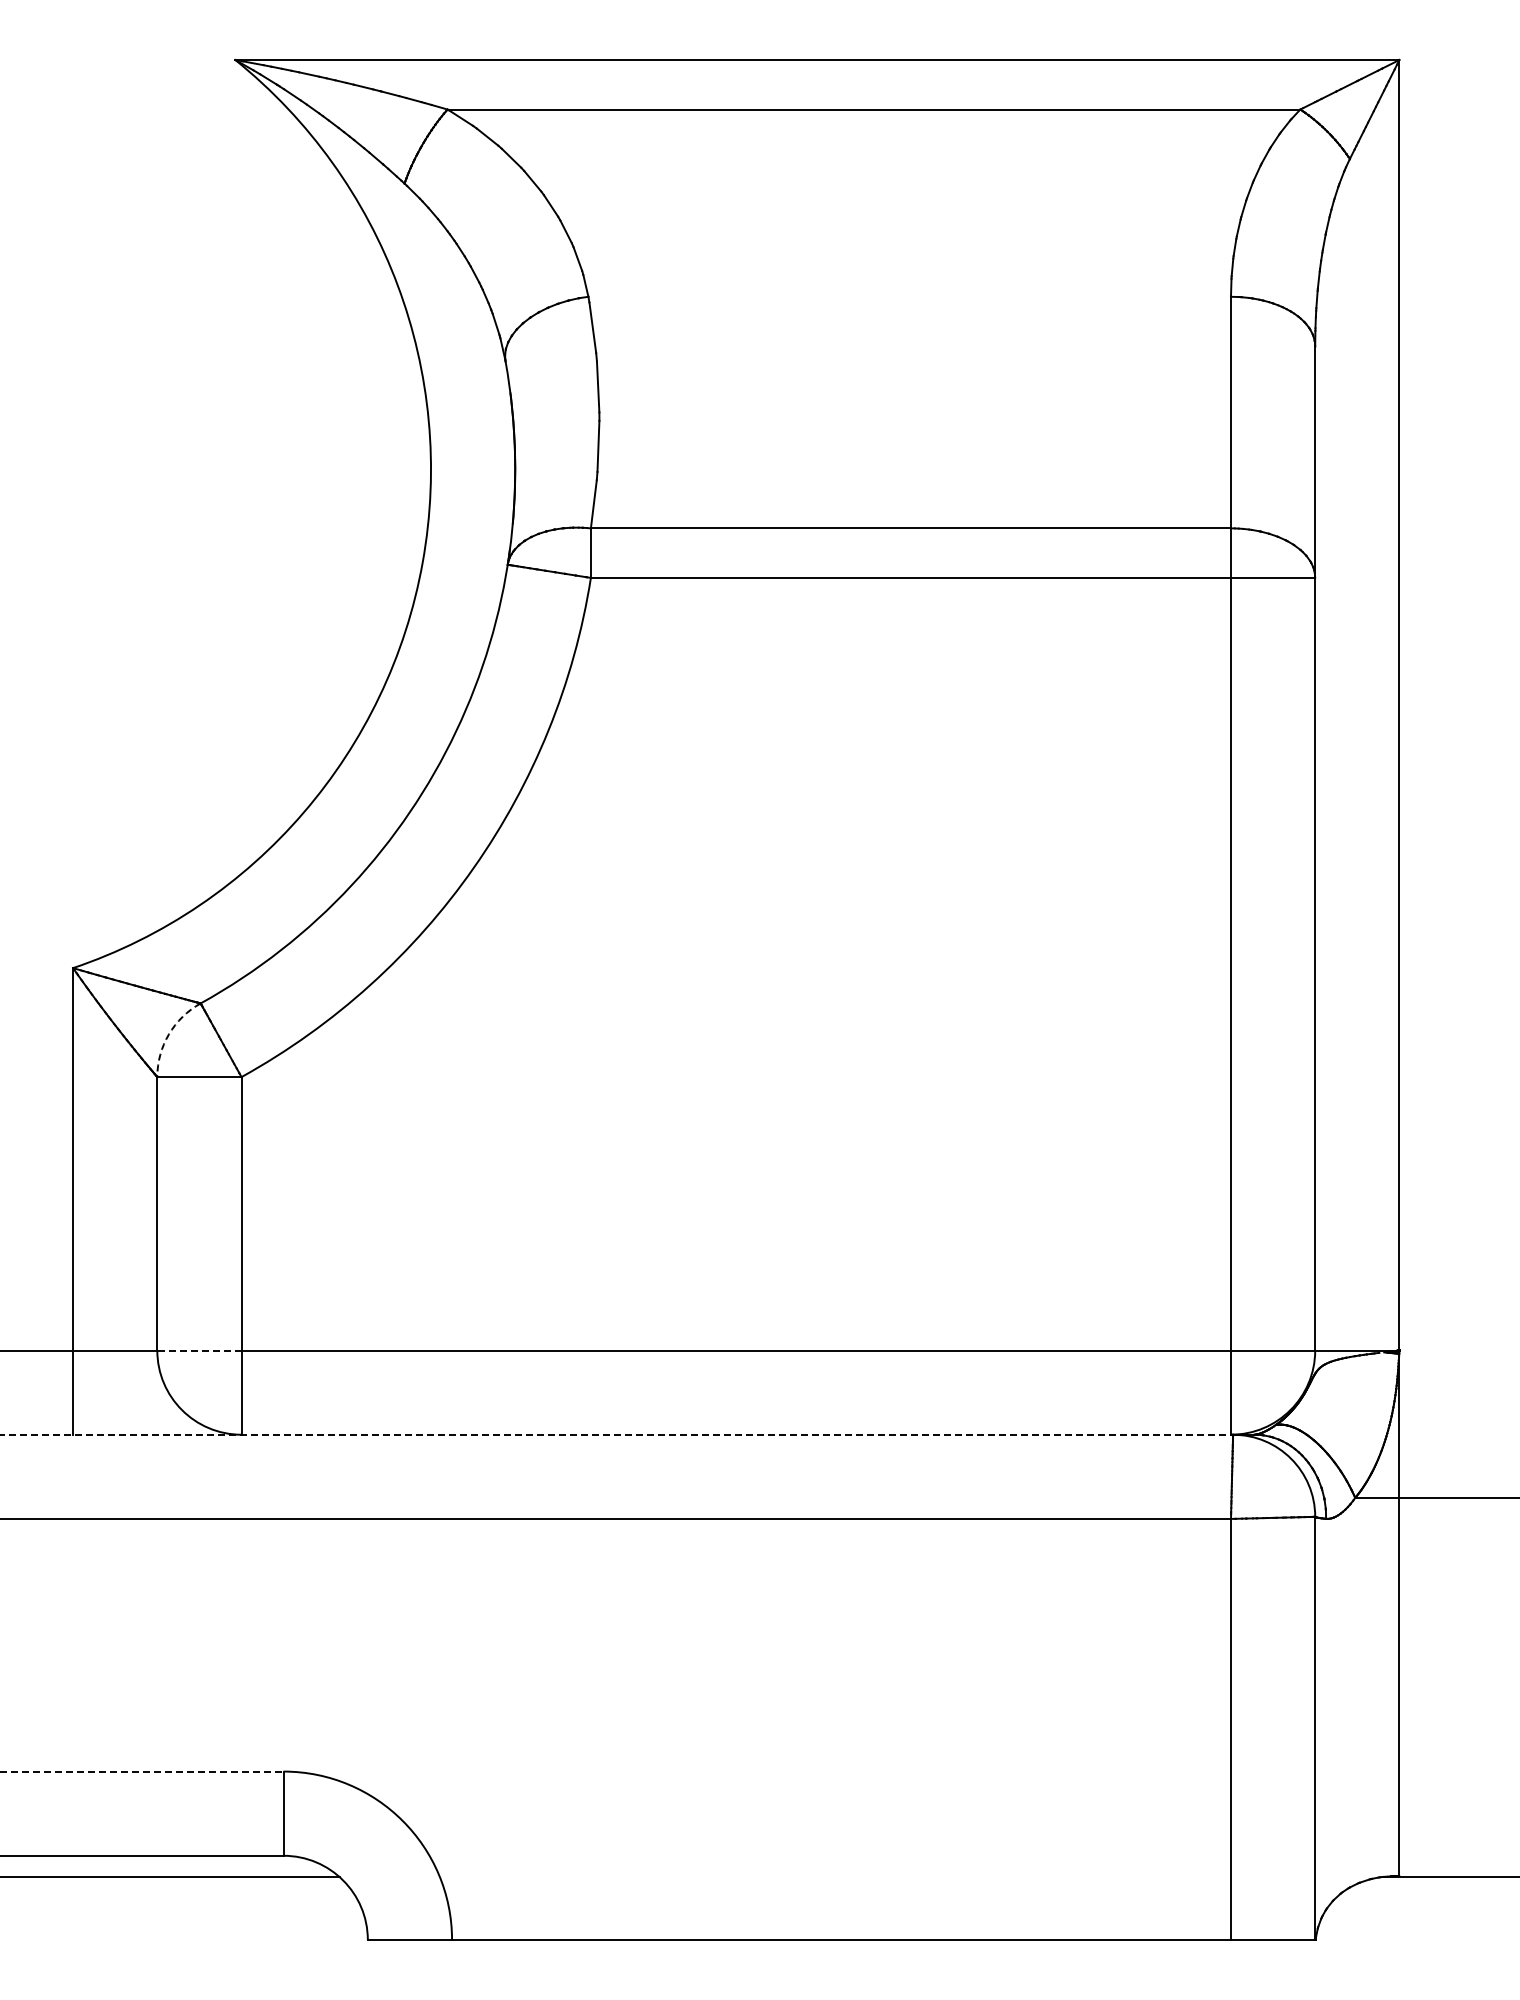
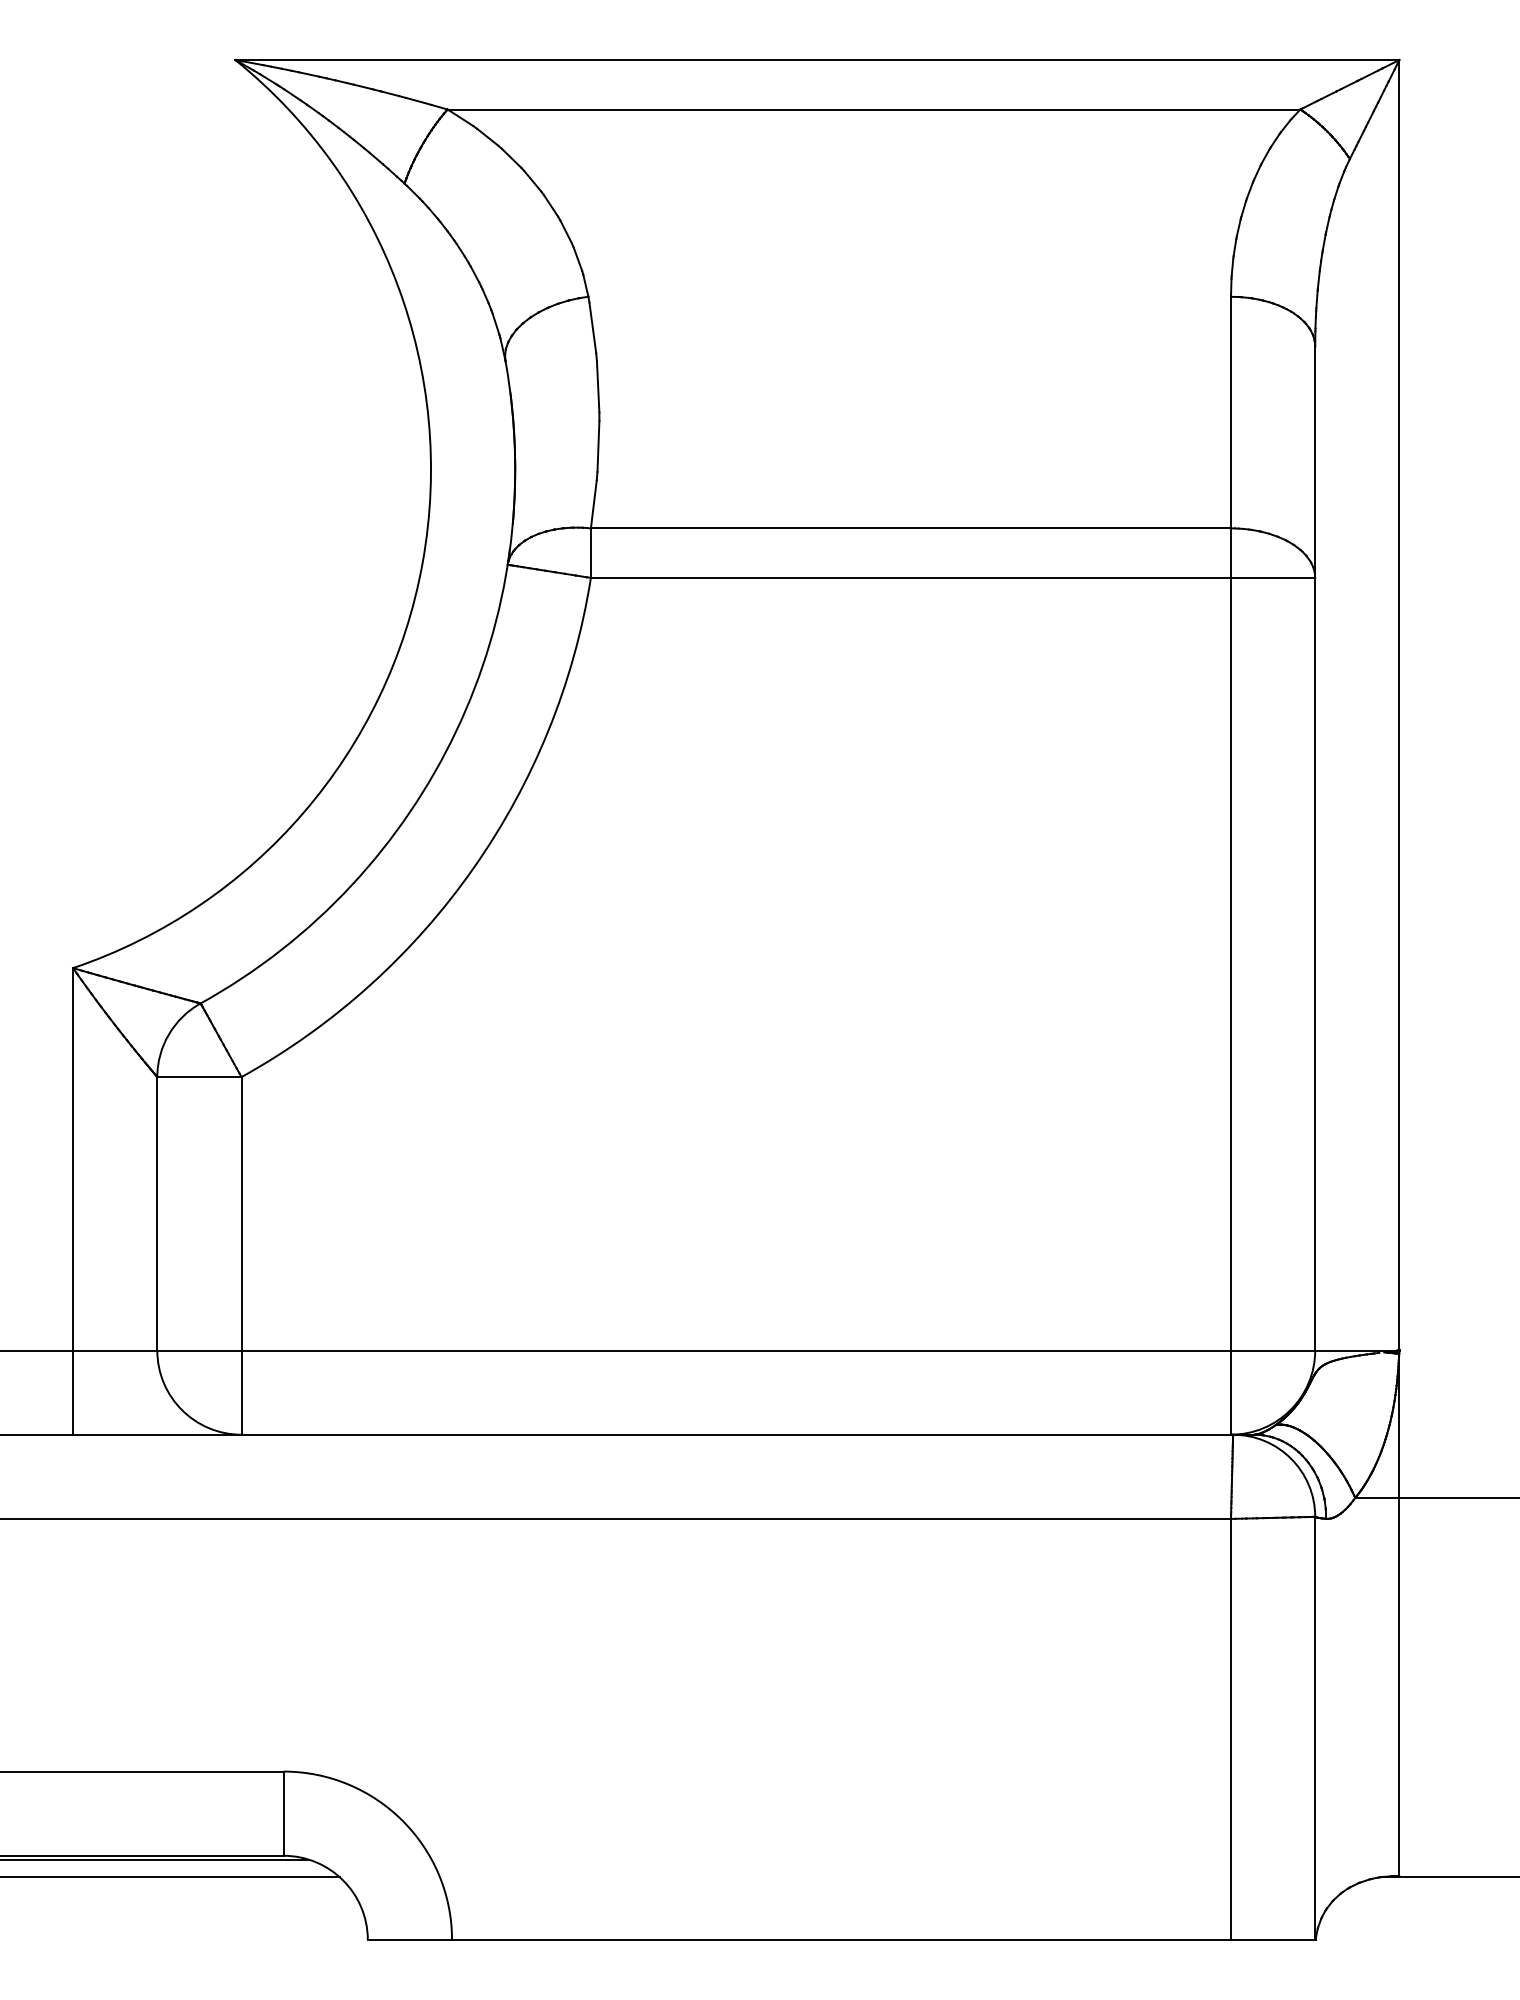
arc: dashed -> solid (168, 1034)
line: dashed -> solid (198, 1350)
line: dashed -> solid (617, 1434)
line: dashed -> solid (142, 1771)
line: none -> present (155, 1859)
